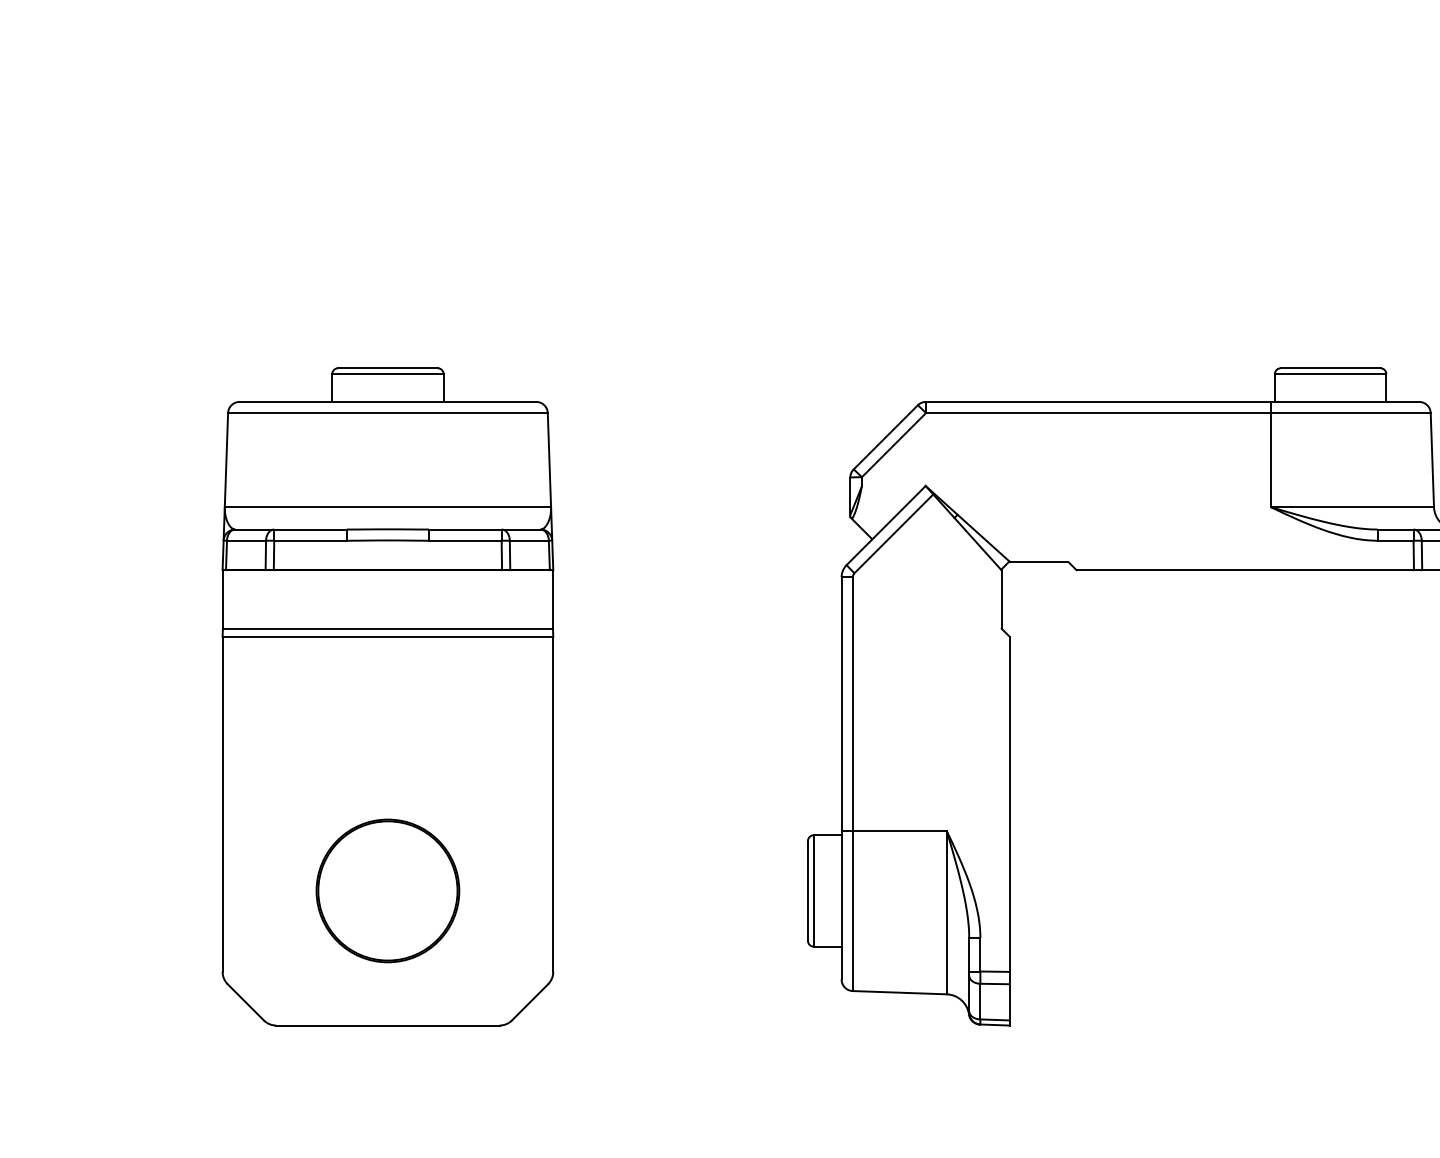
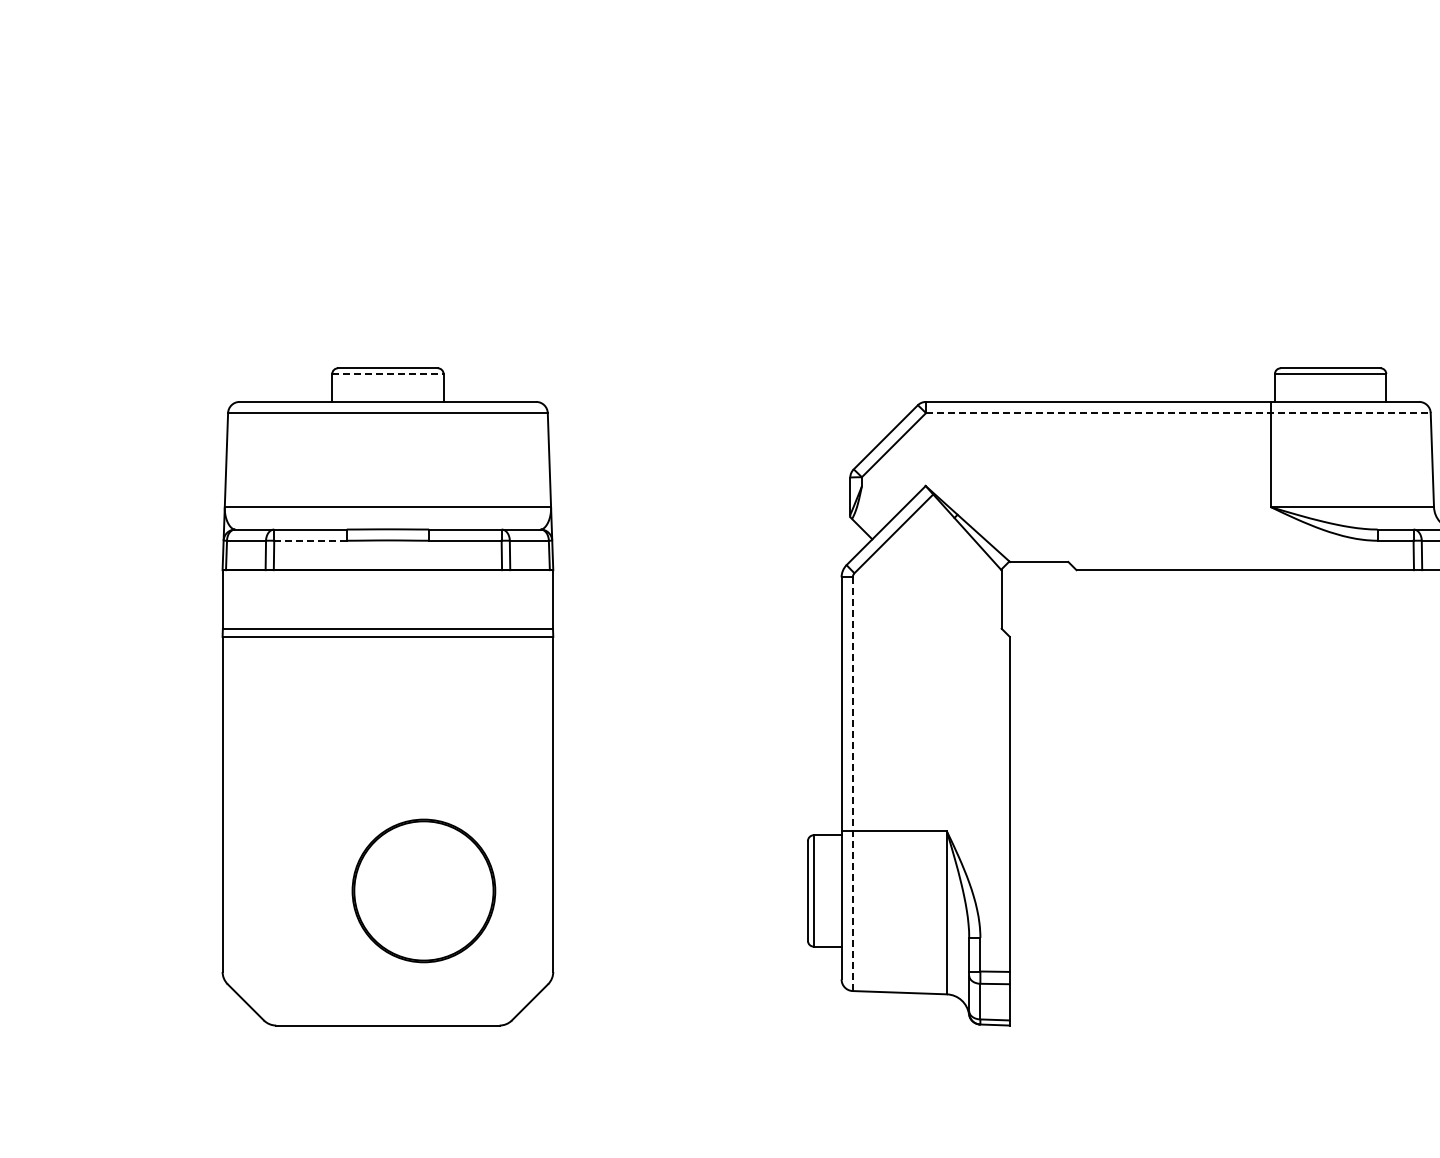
line: solid -> dashed (387, 374)
line: solid -> dashed (1178, 413)
line: solid -> dashed (311, 540)
line: solid -> dashed (852, 784)
part position: (387, 890) -> (423, 890) (423, 890)
